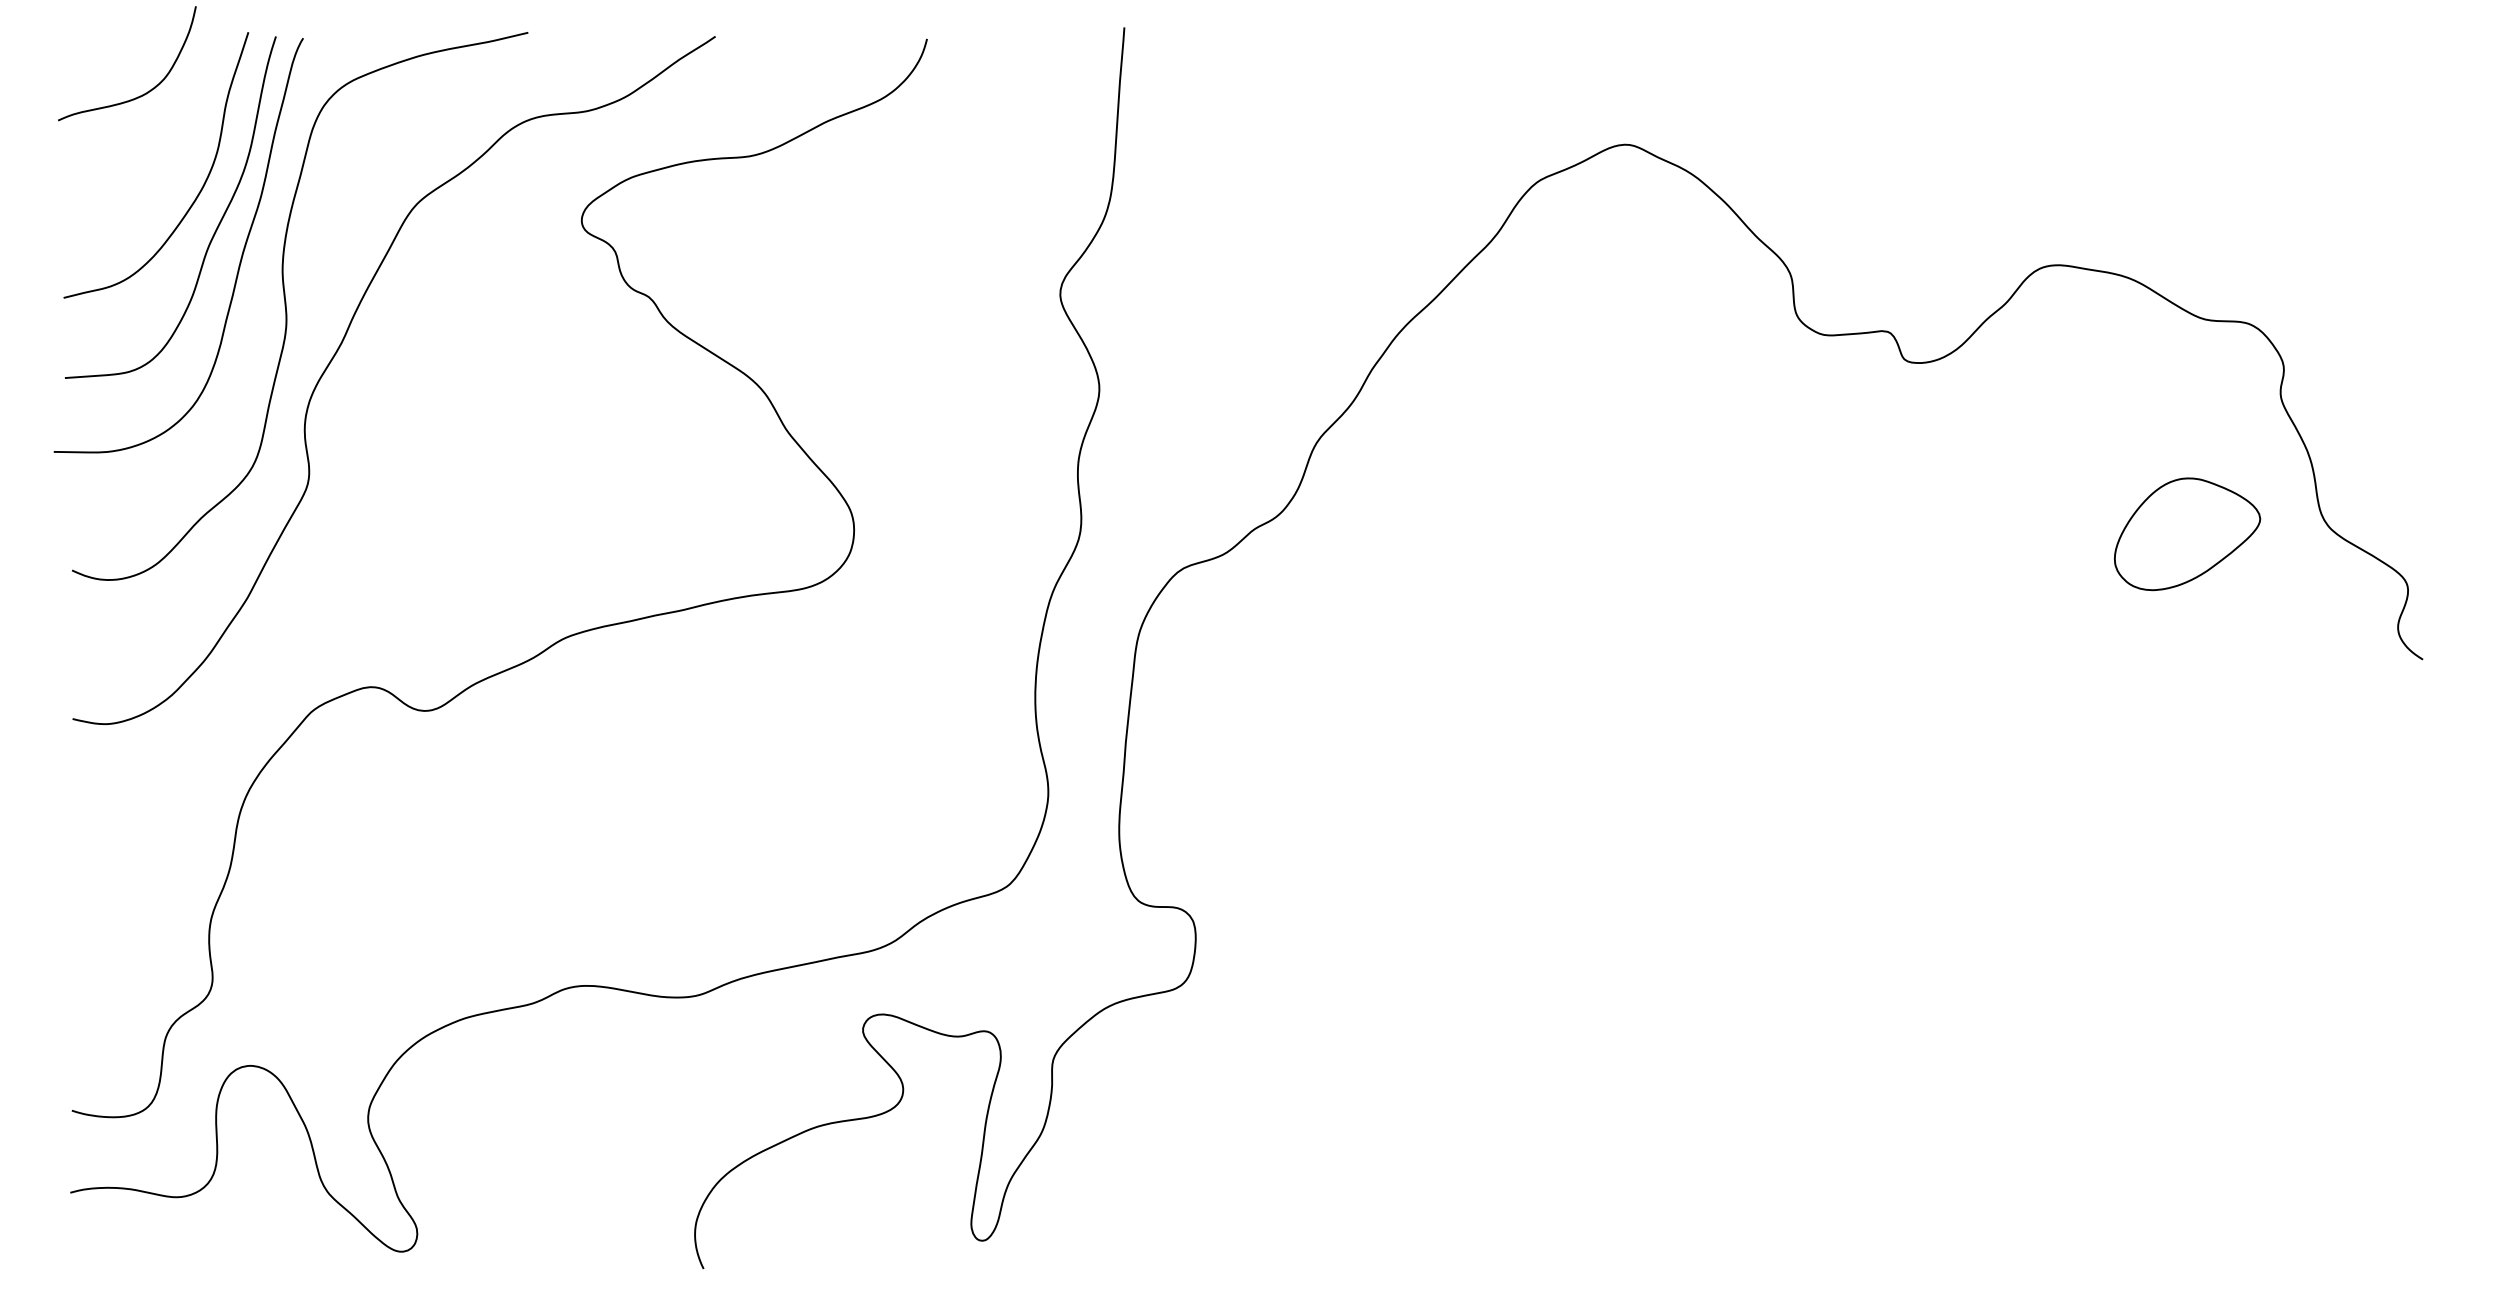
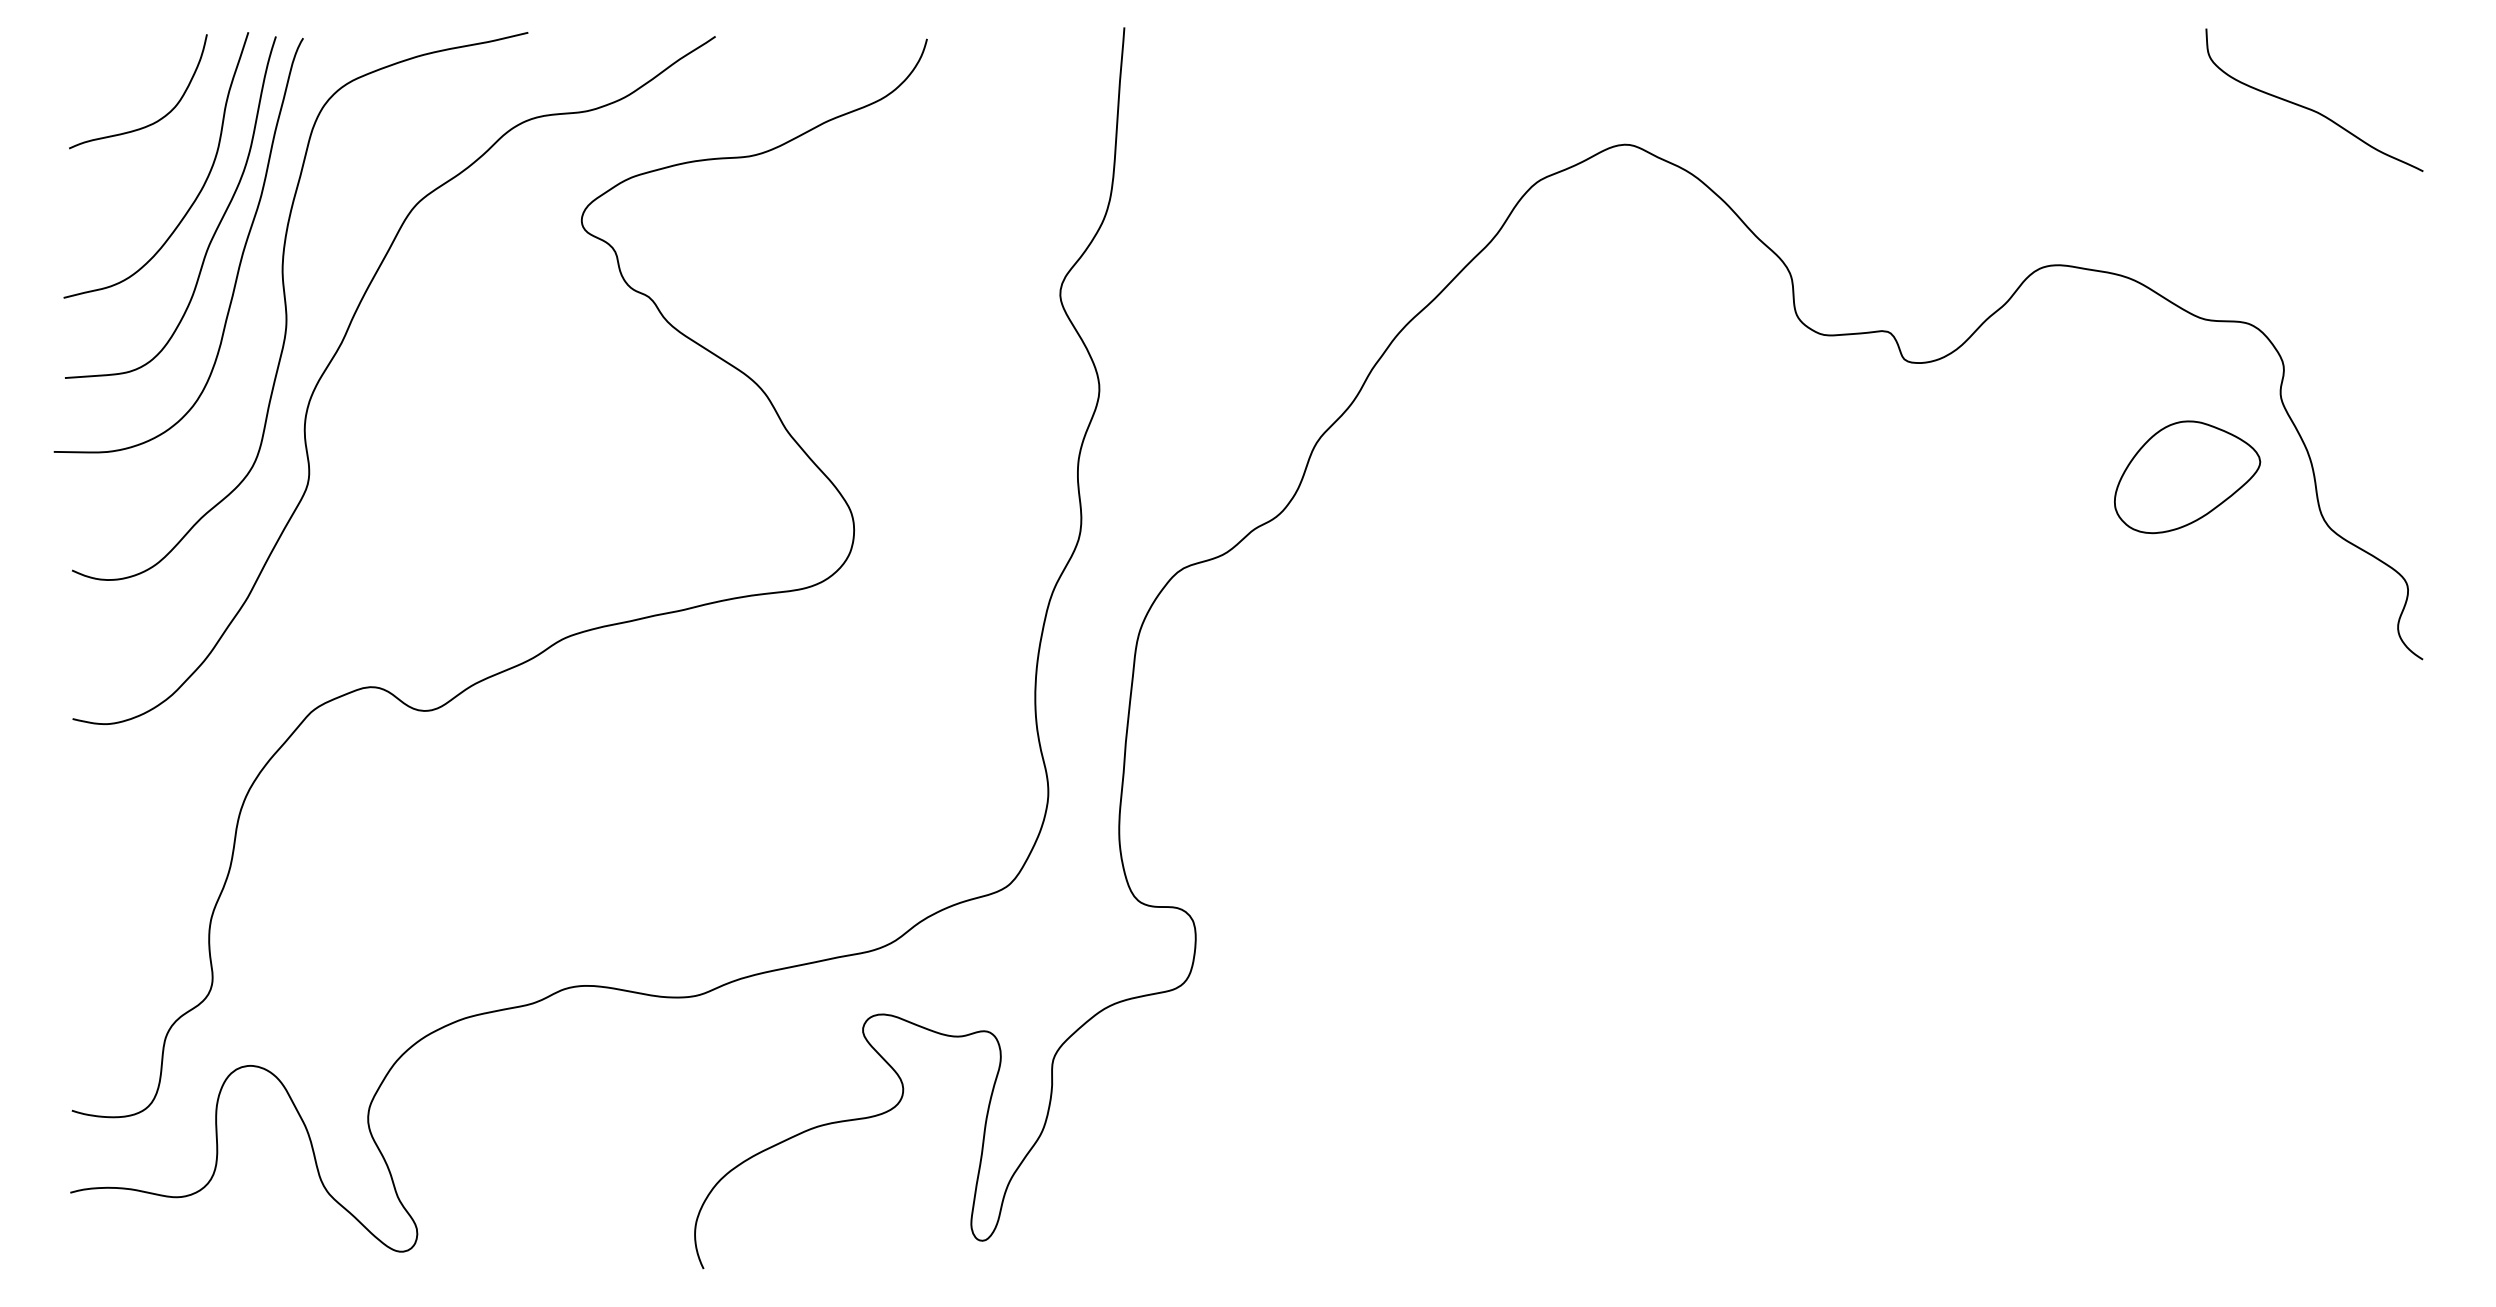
curve position: (147, 91) -> (158, 119) (158, 119)
curve: none -> present (2310, 108)
part position: (2187, 534) -> (2187, 477) (2187, 477)
